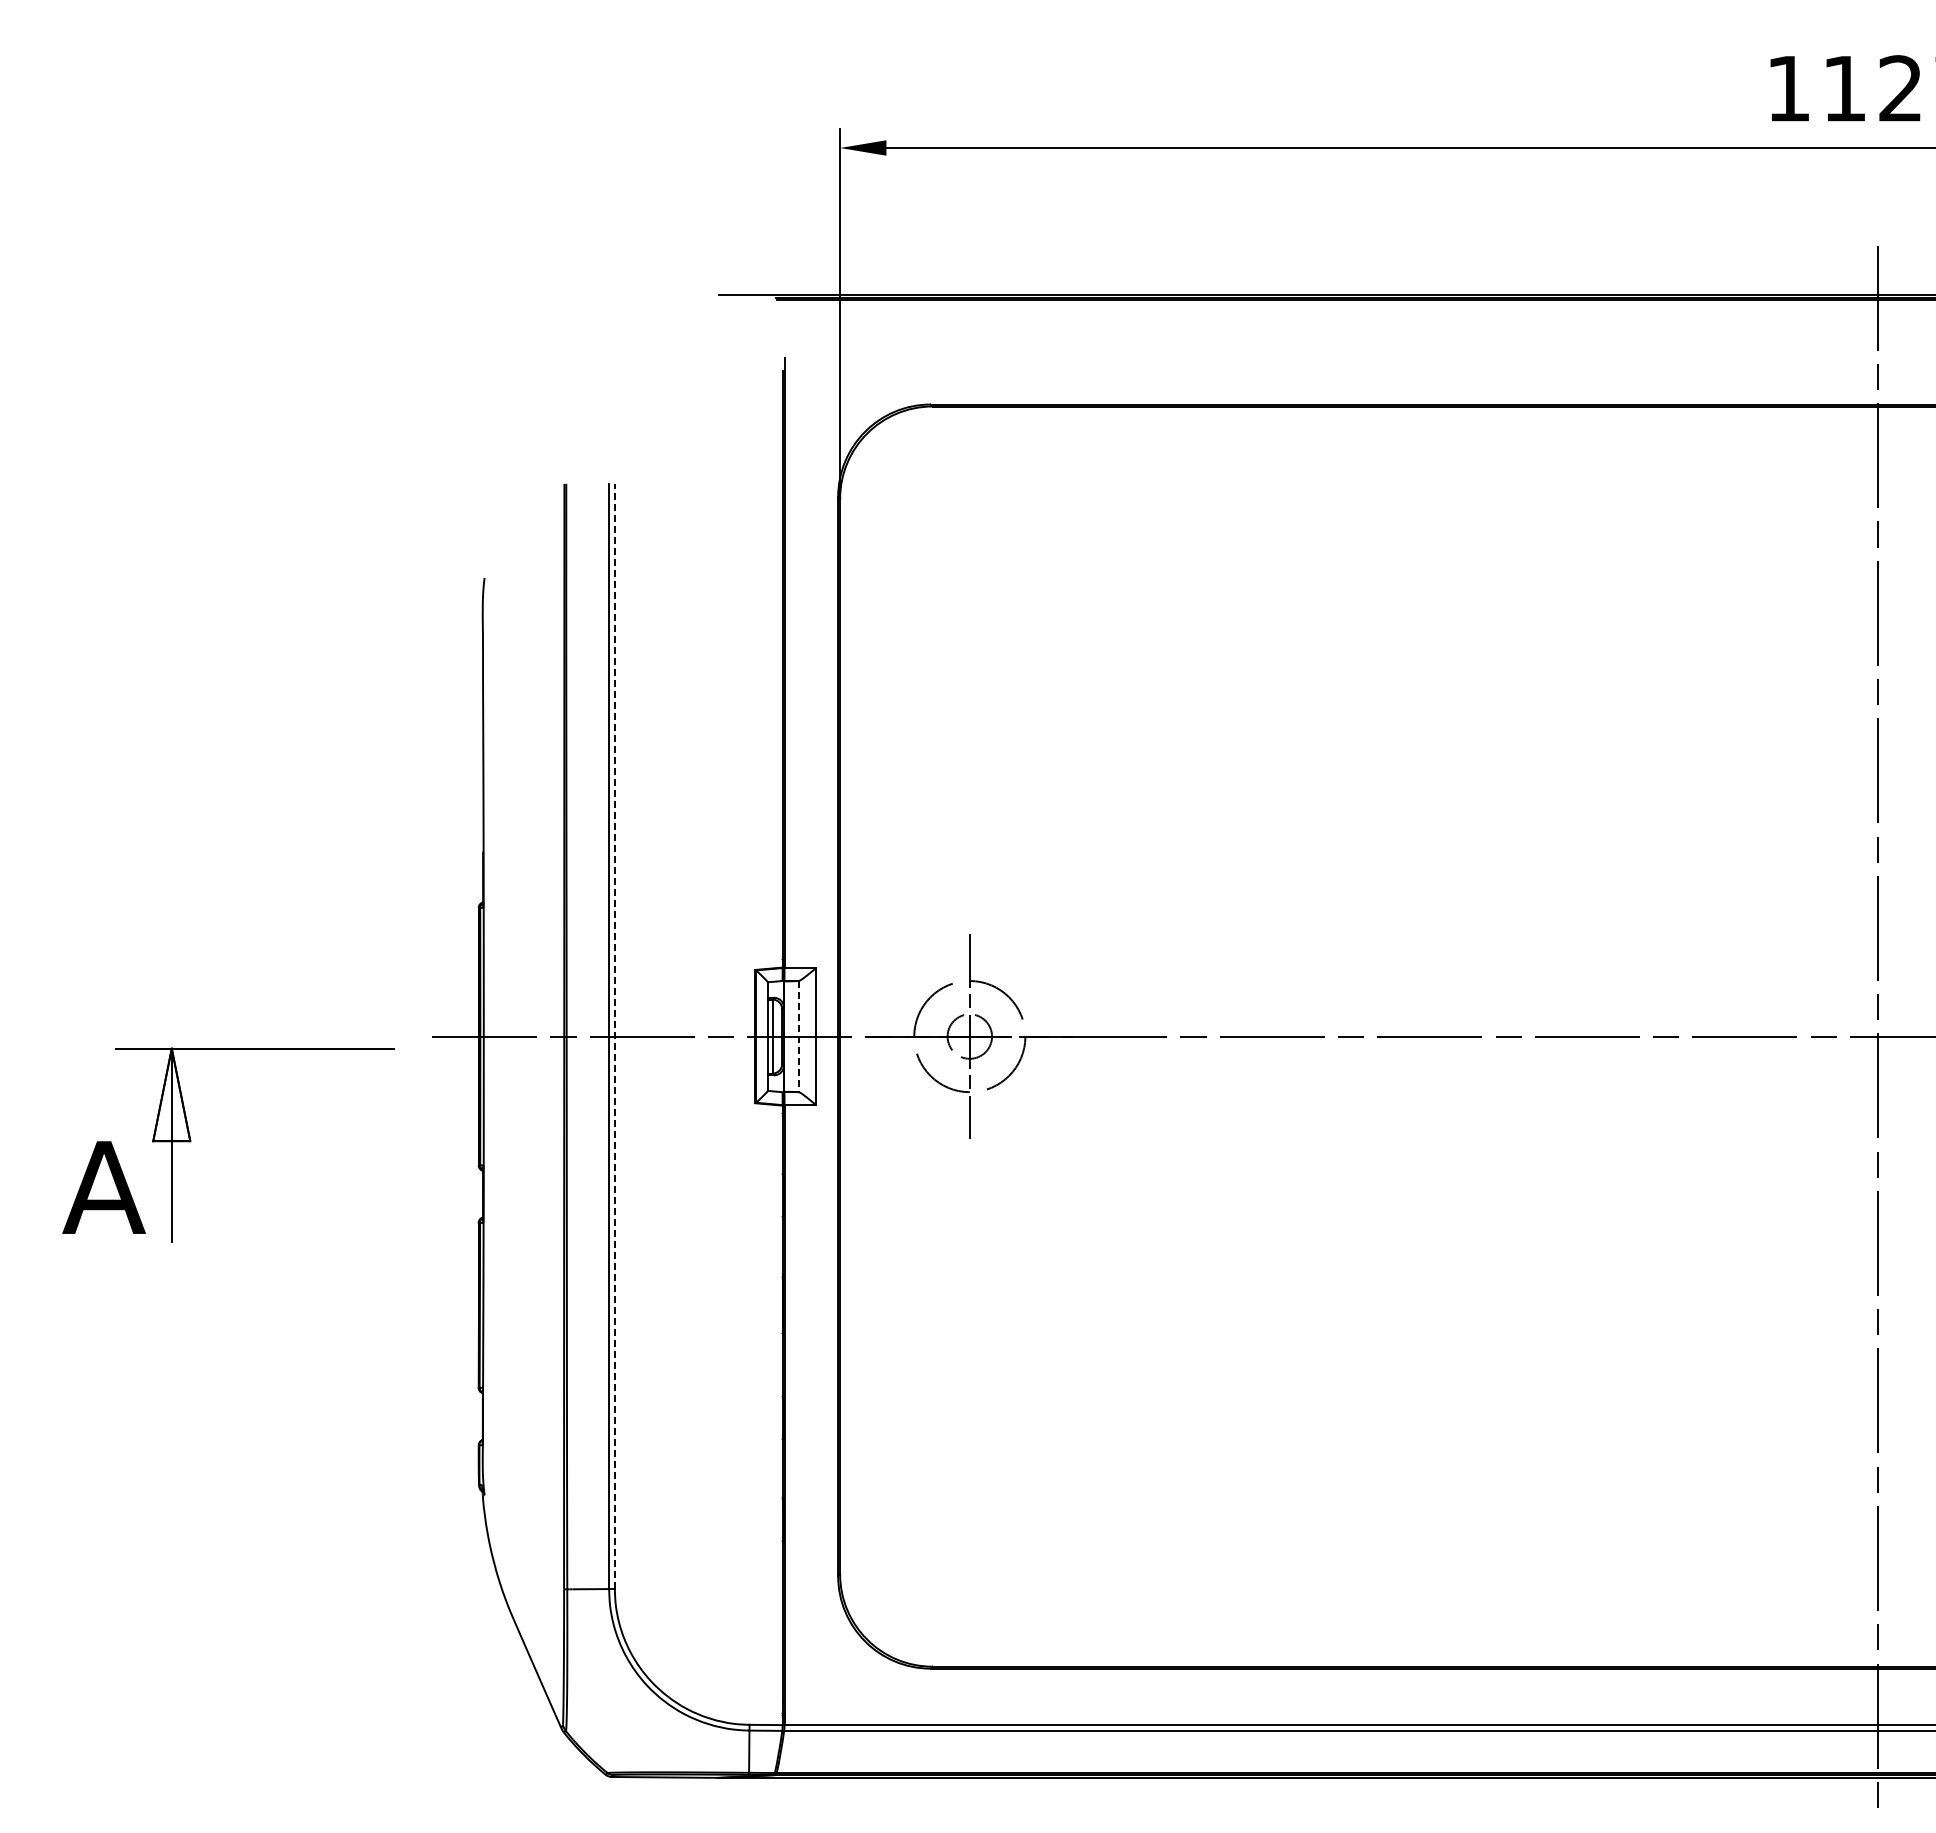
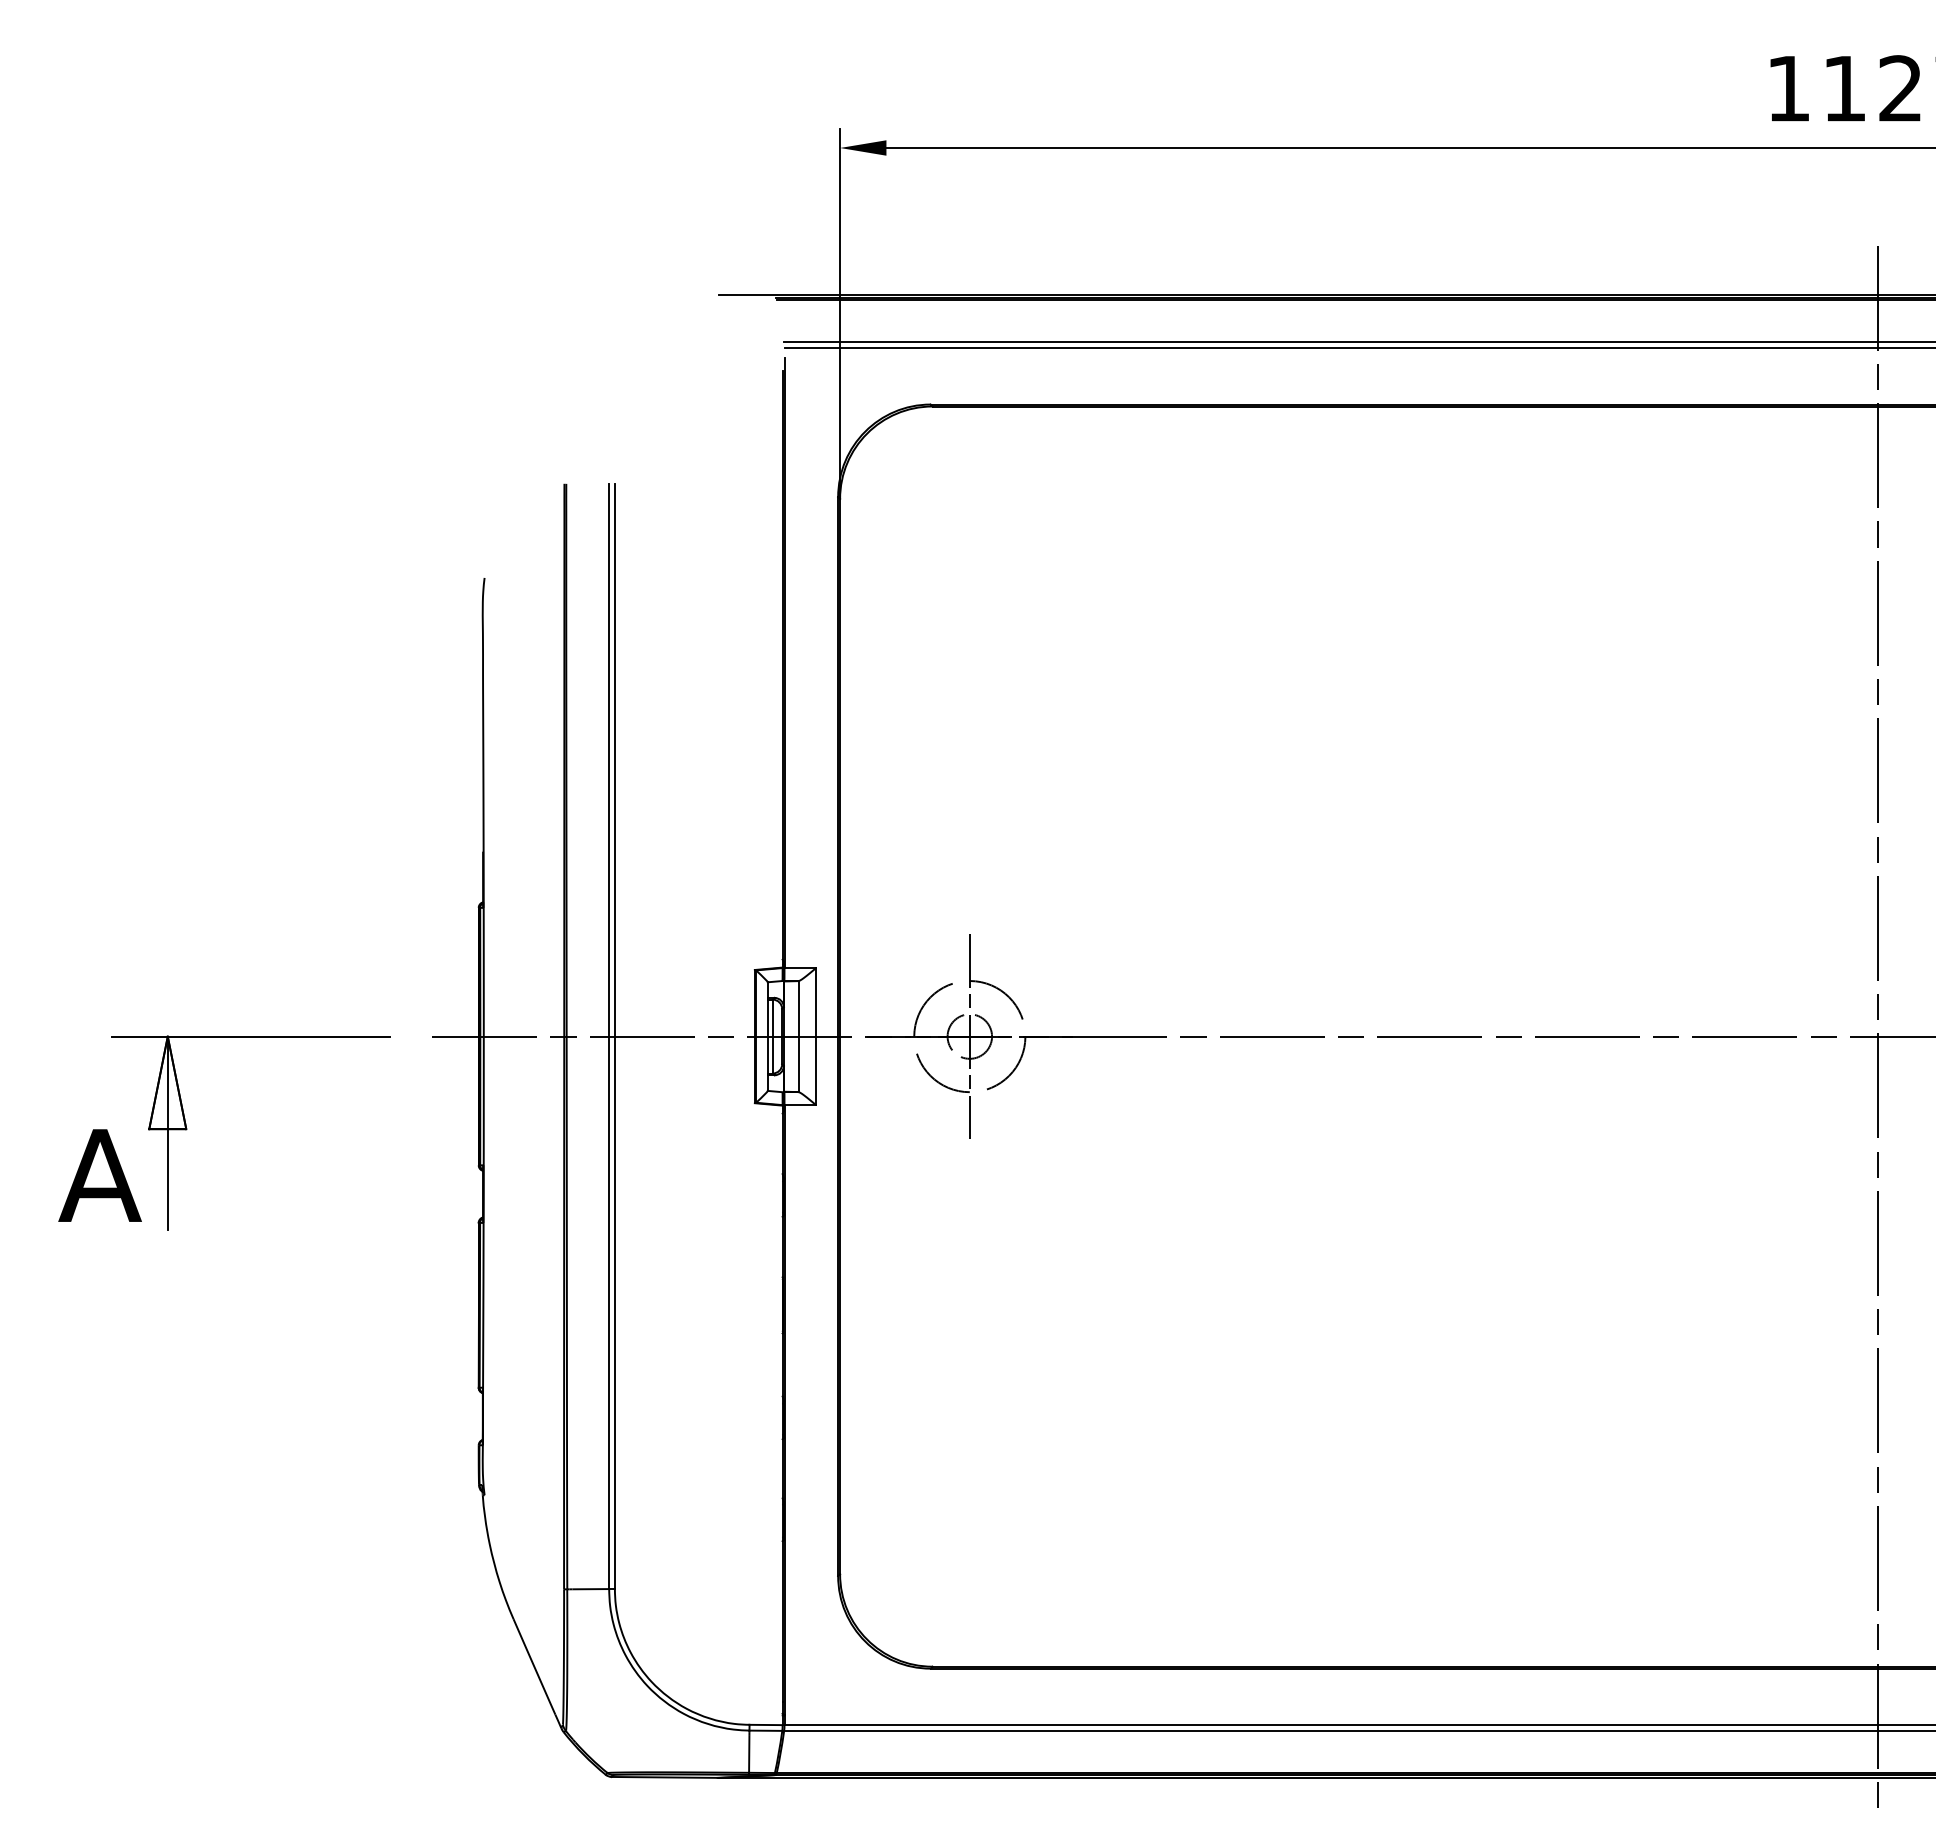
line: none -> present (1358, 342)
line: none -> present (1358, 348)
line: dashed -> solid (614, 1036)
line: dashed -> solid (798, 1036)
part position: (191, 1141) -> (187, 1129) (187, 1129)
